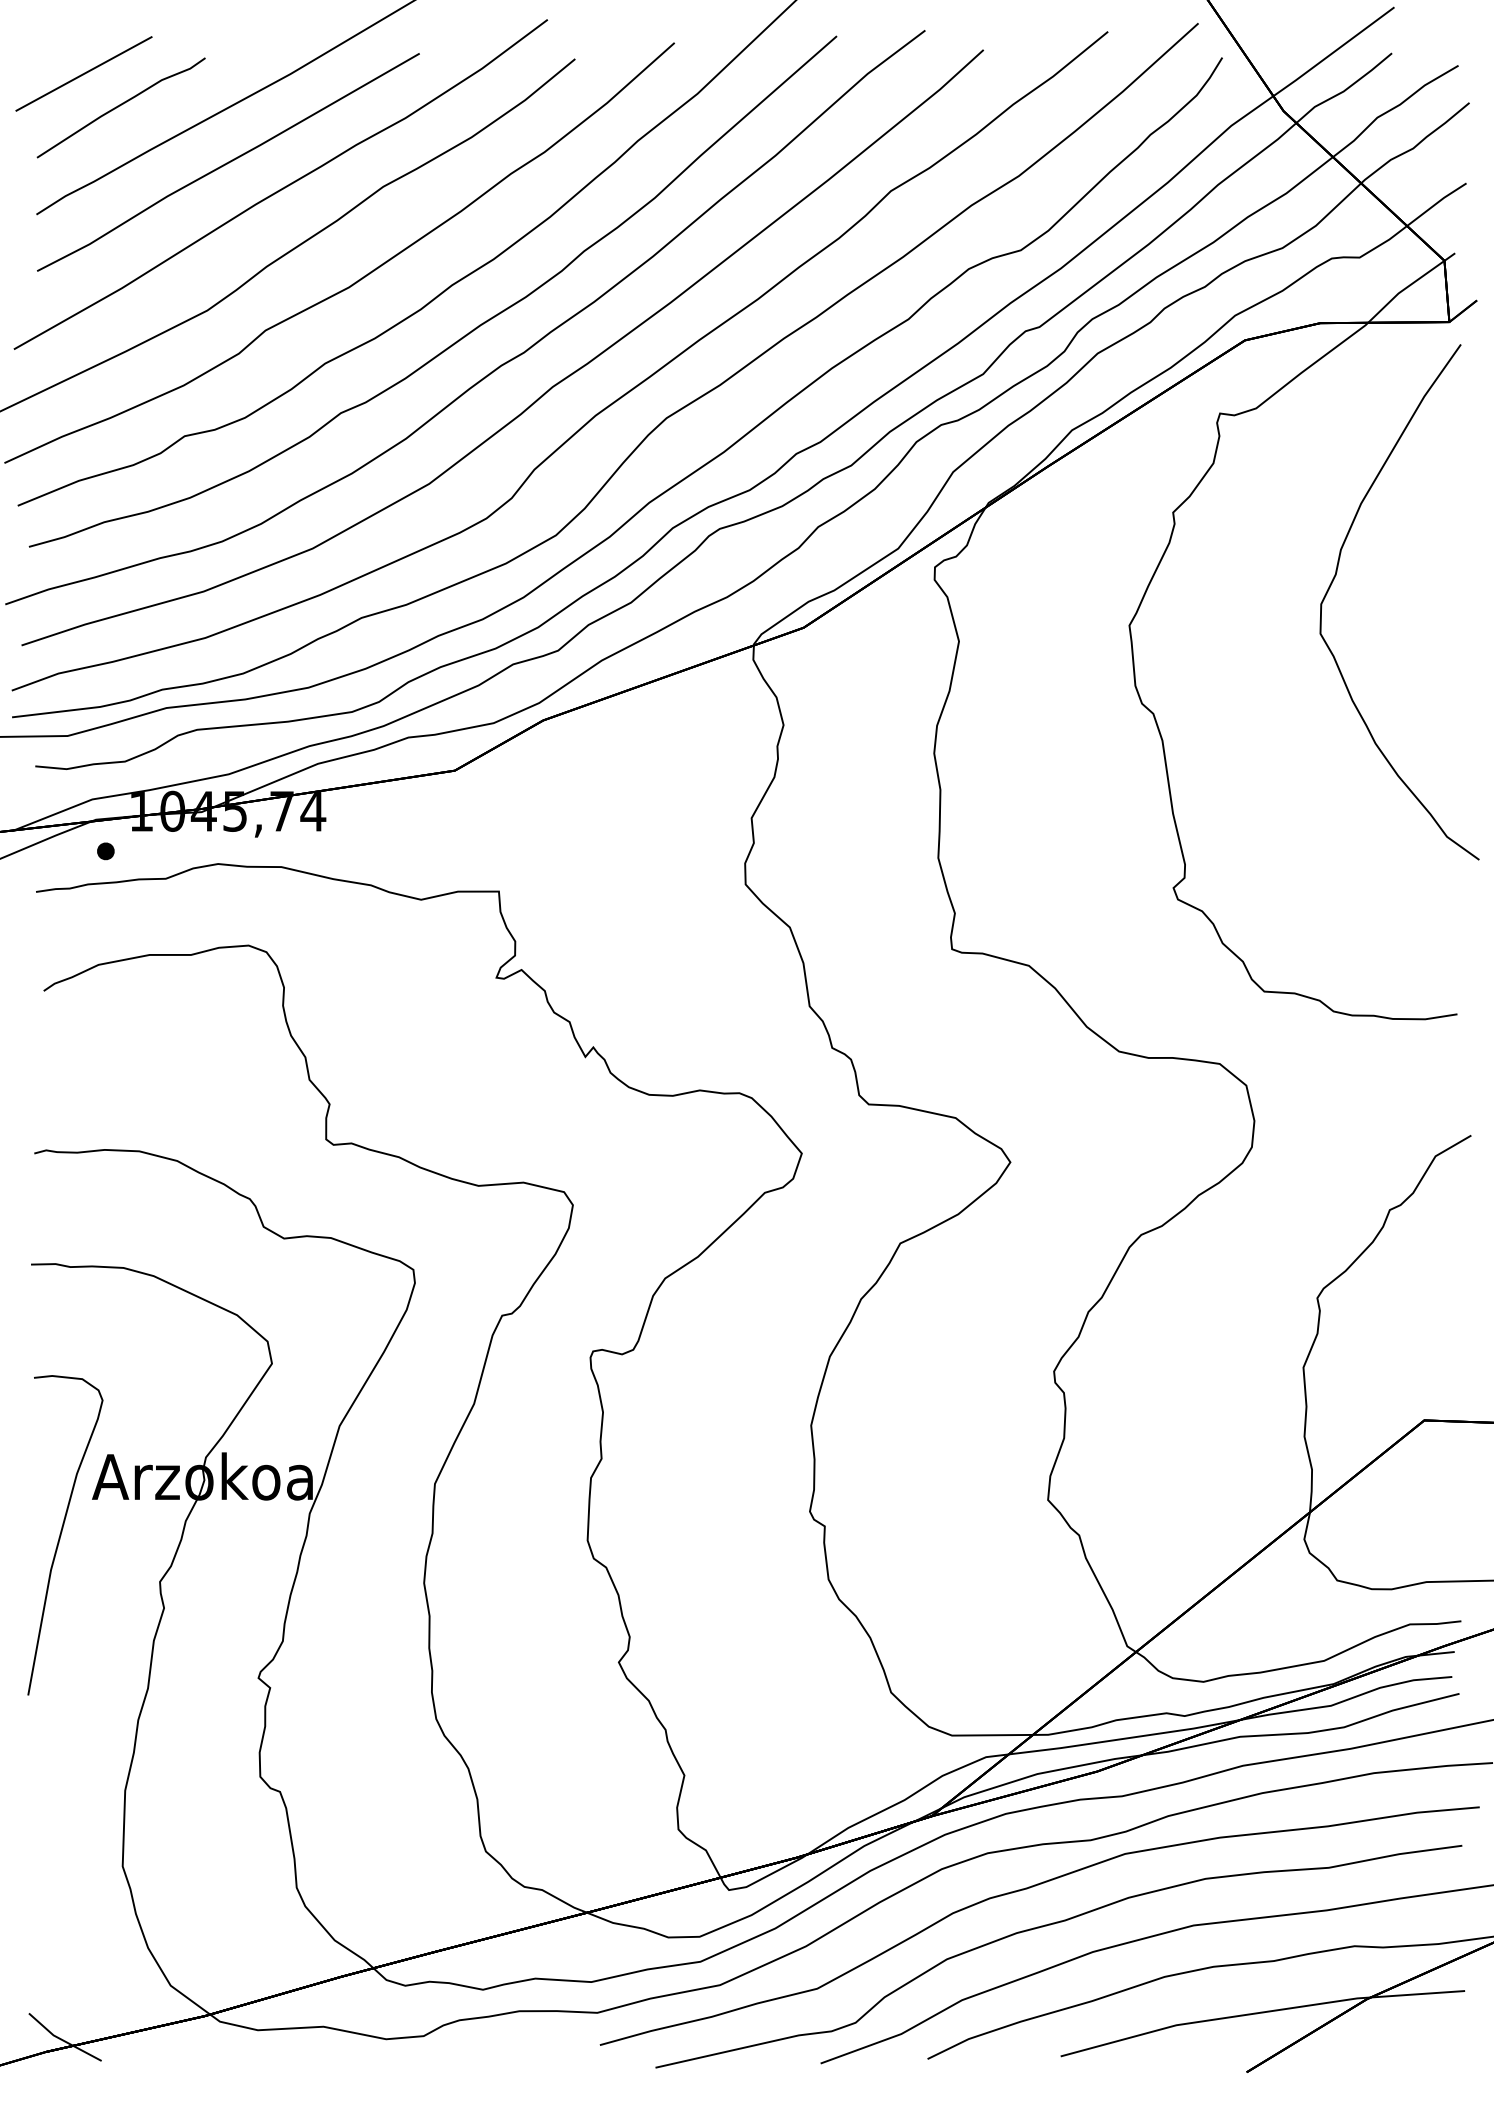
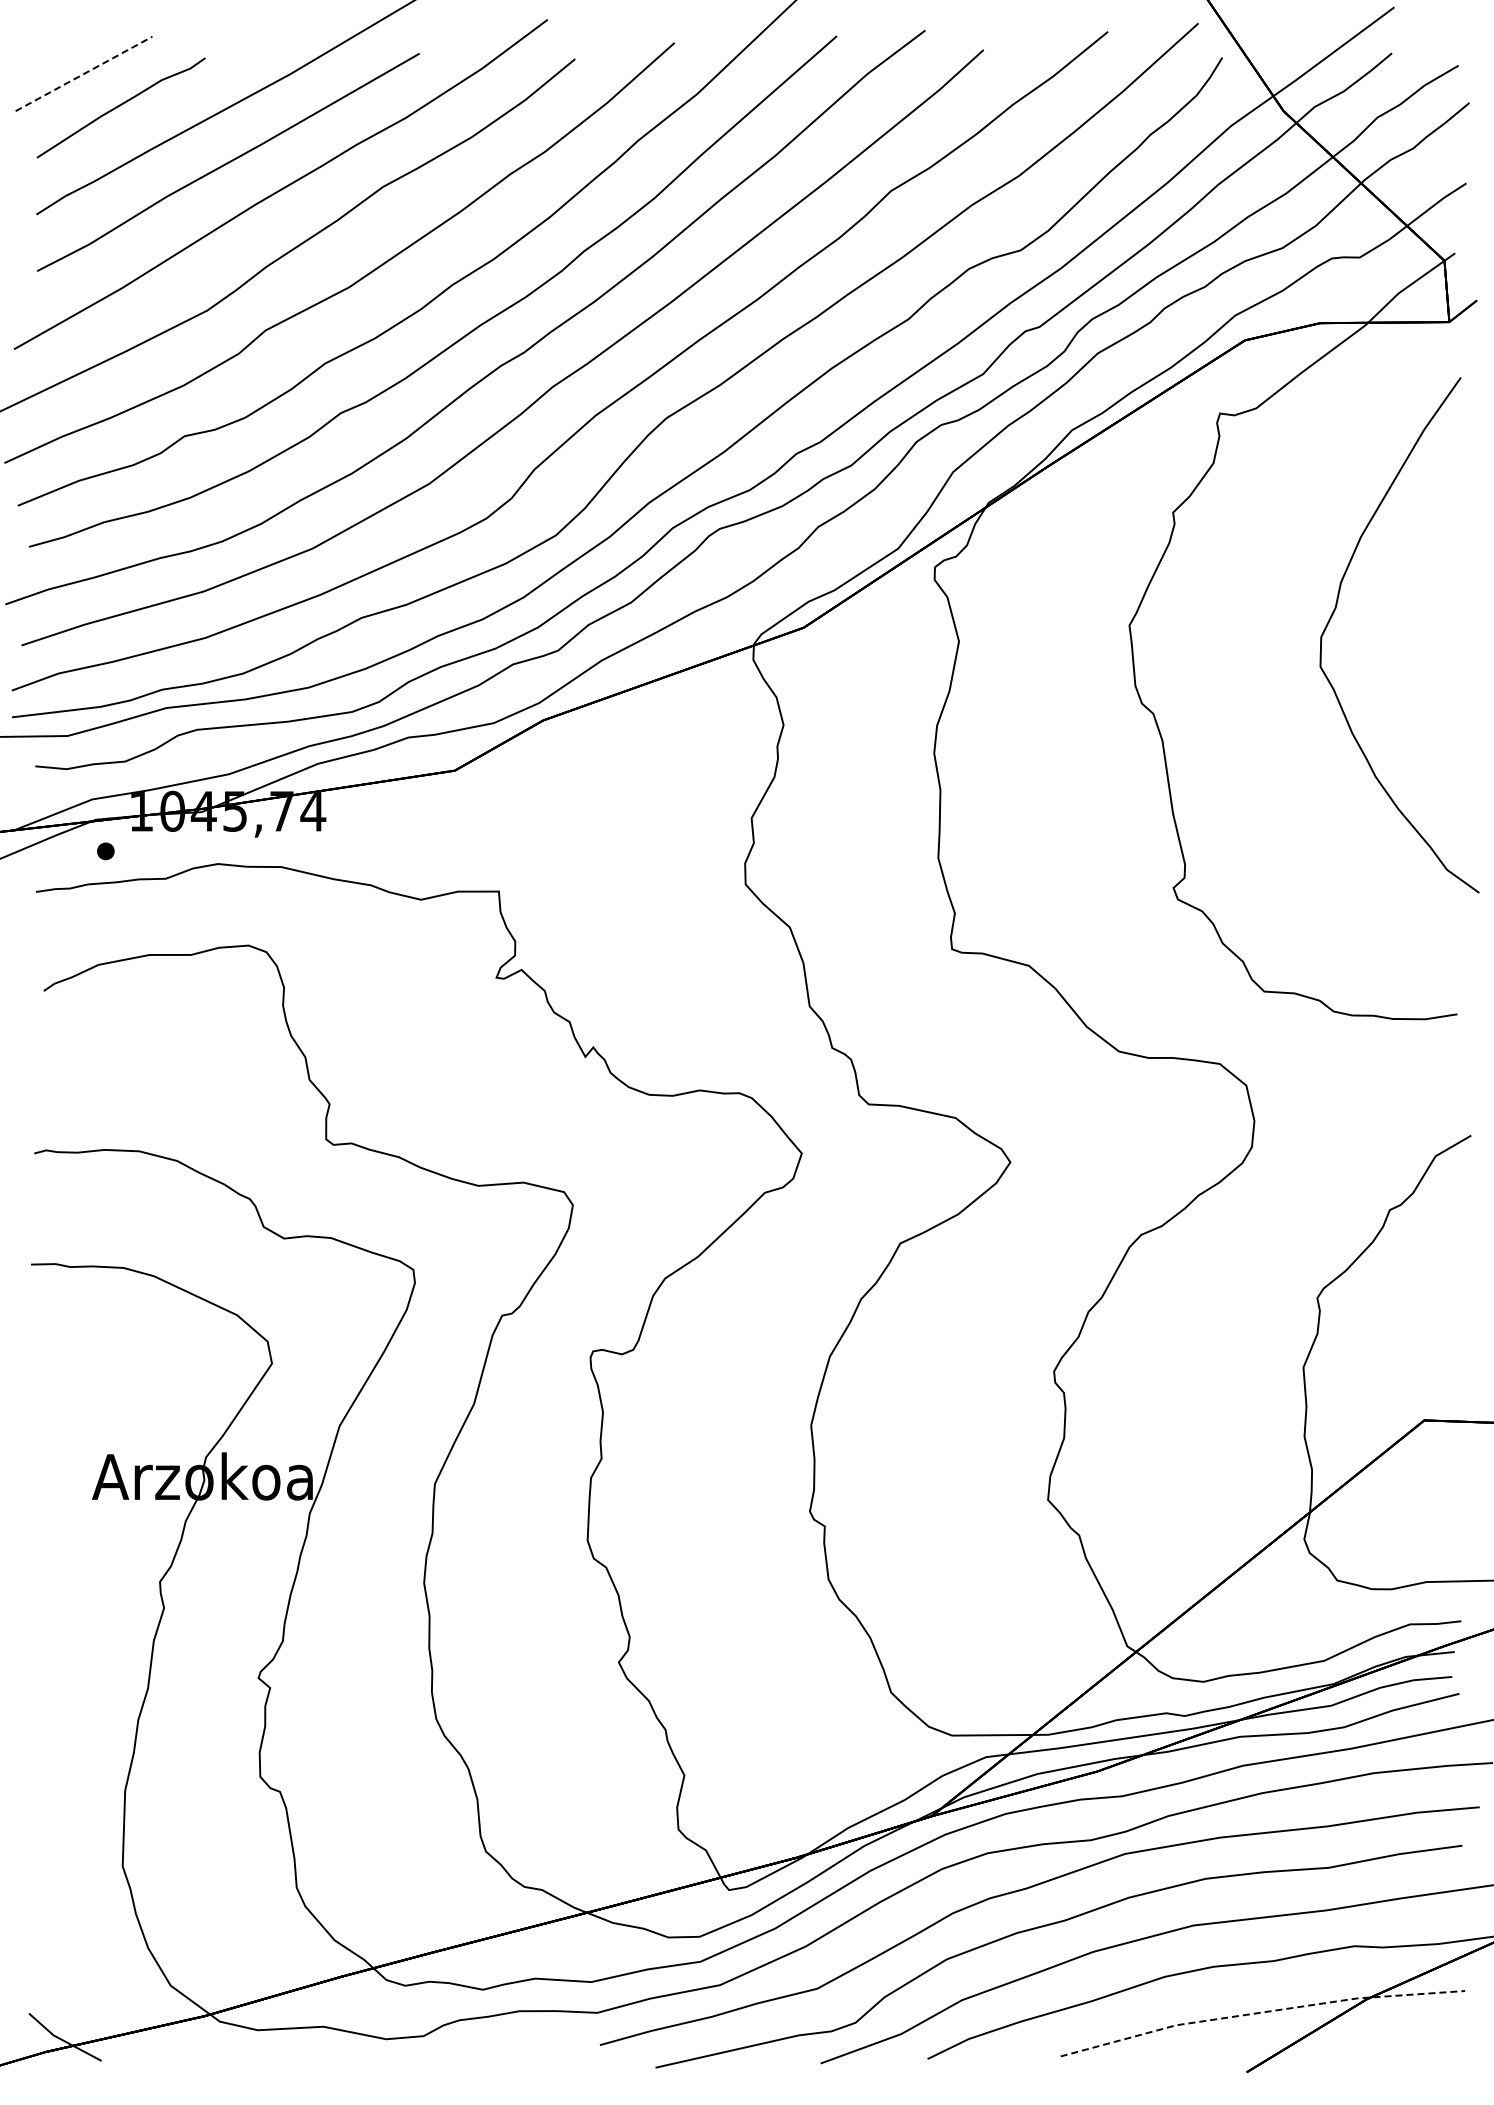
line: solid -> dashed (84, 73)
curve position: (1336, 575) -> (1336, 608) (1336, 608)
curve: present -> none (61, 1535)
line: solid -> dashed (1261, 2012)
